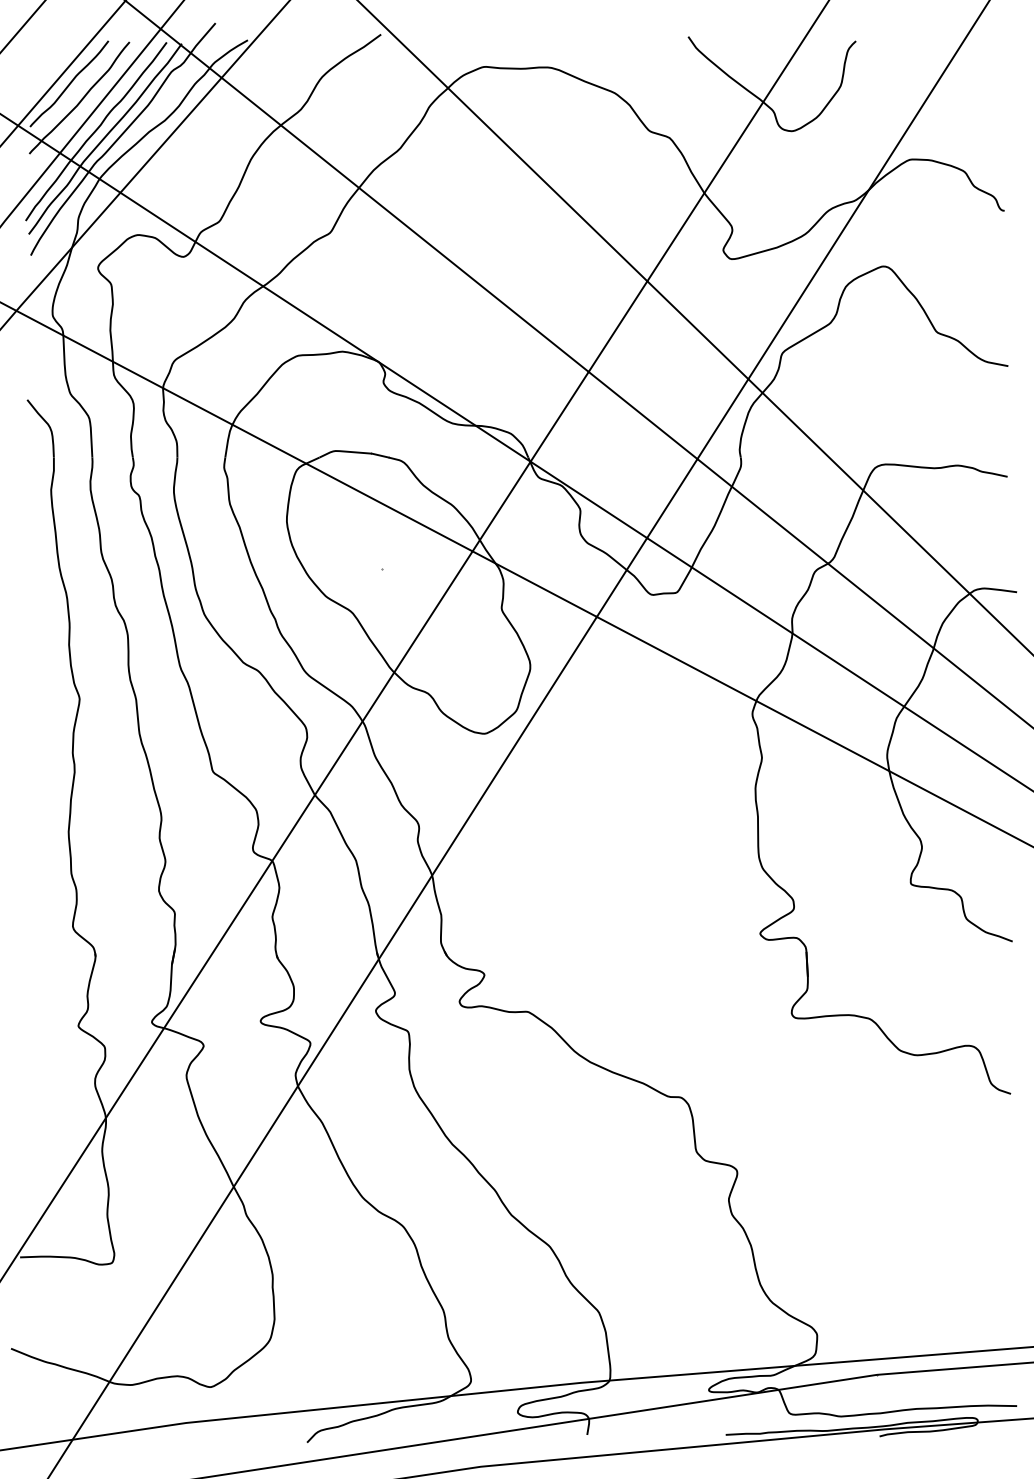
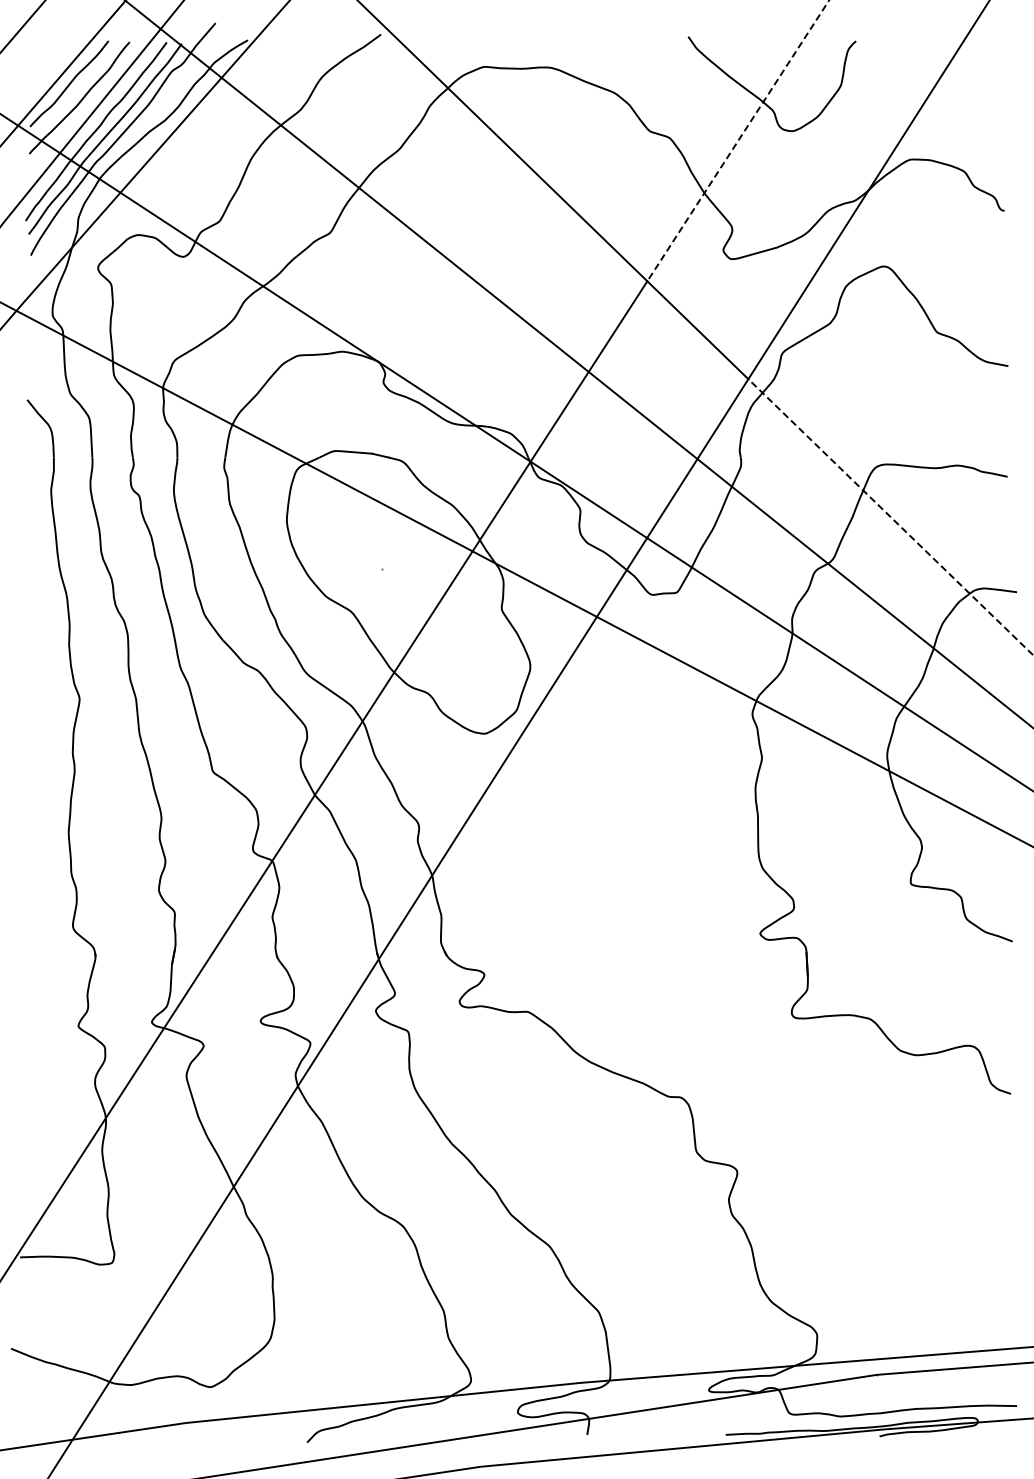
line: solid -> dashed (738, 141)
line: solid -> dashed (890, 516)
